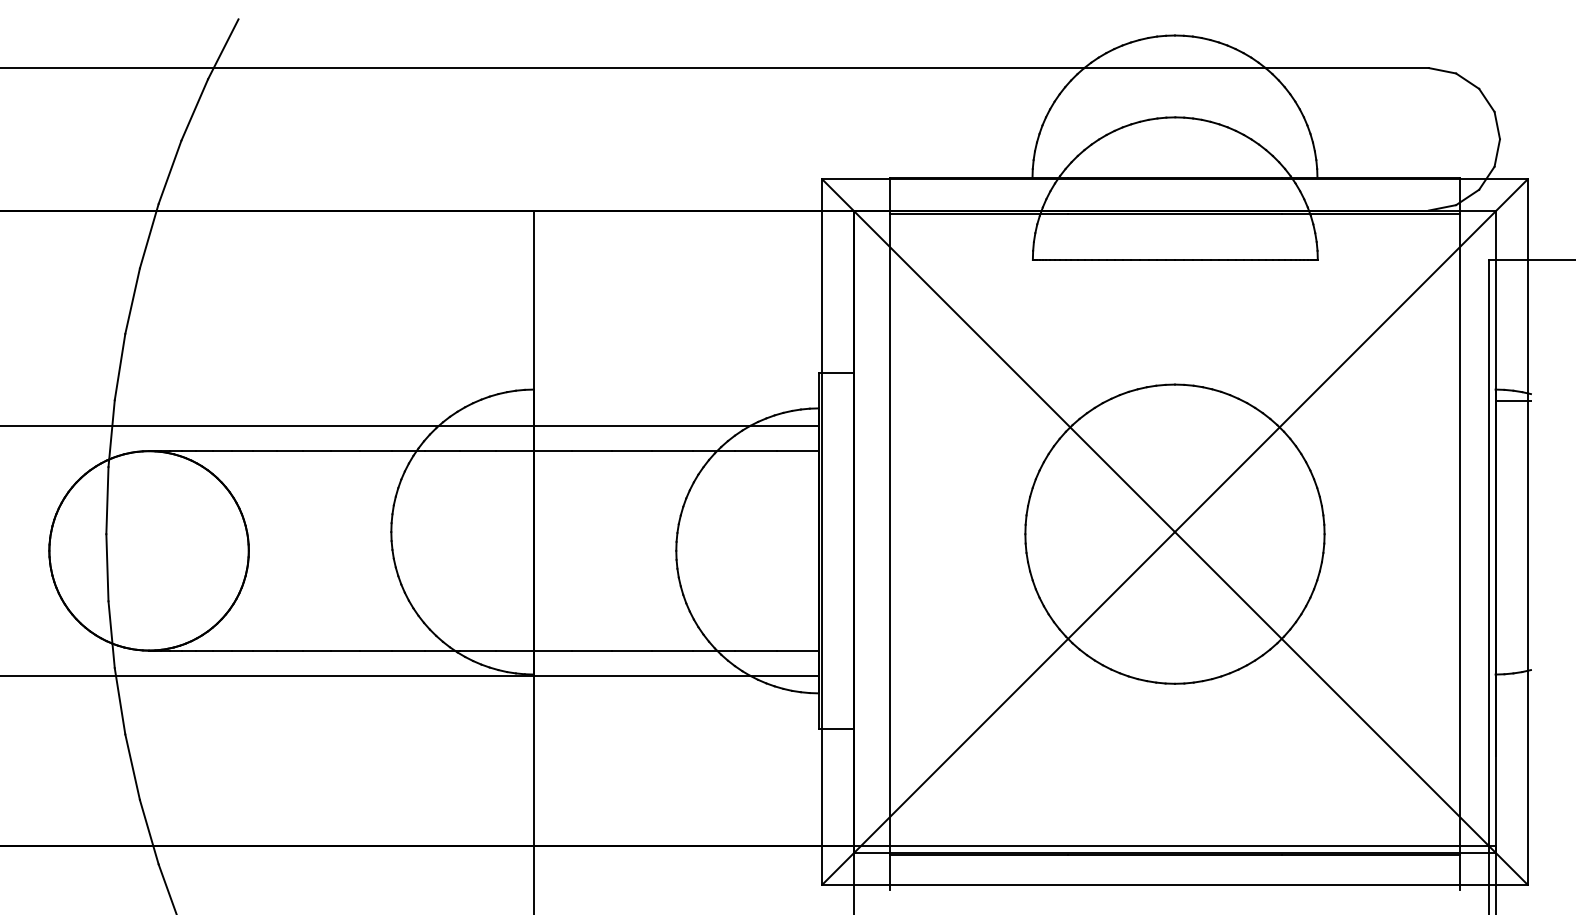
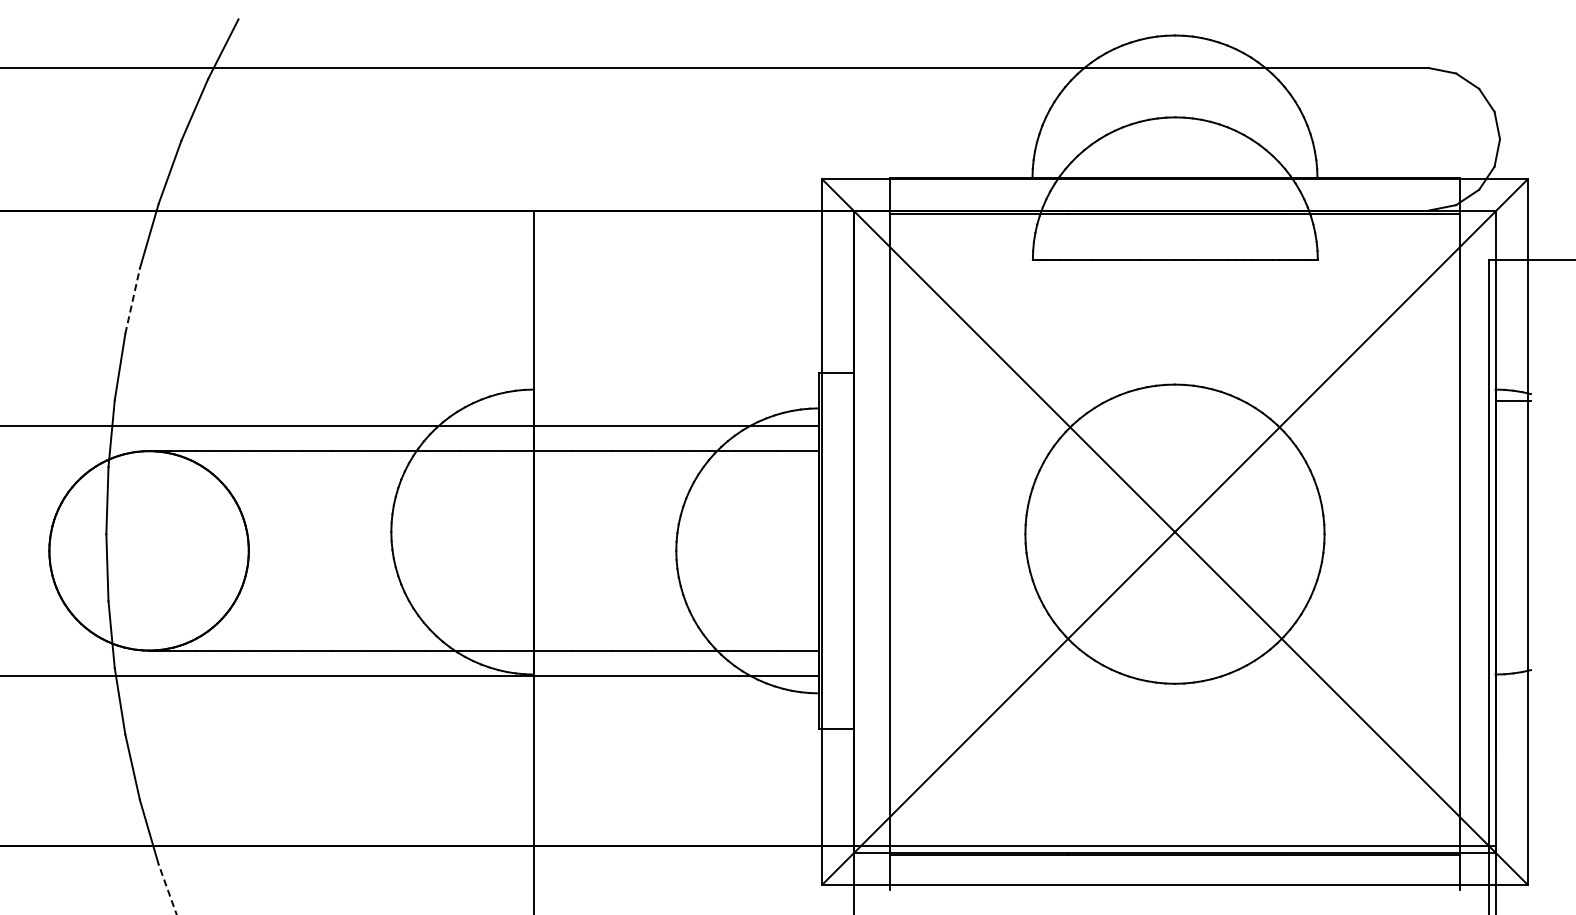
line: solid -> dashed (132, 301)
line: solid -> dashed (167, 889)
